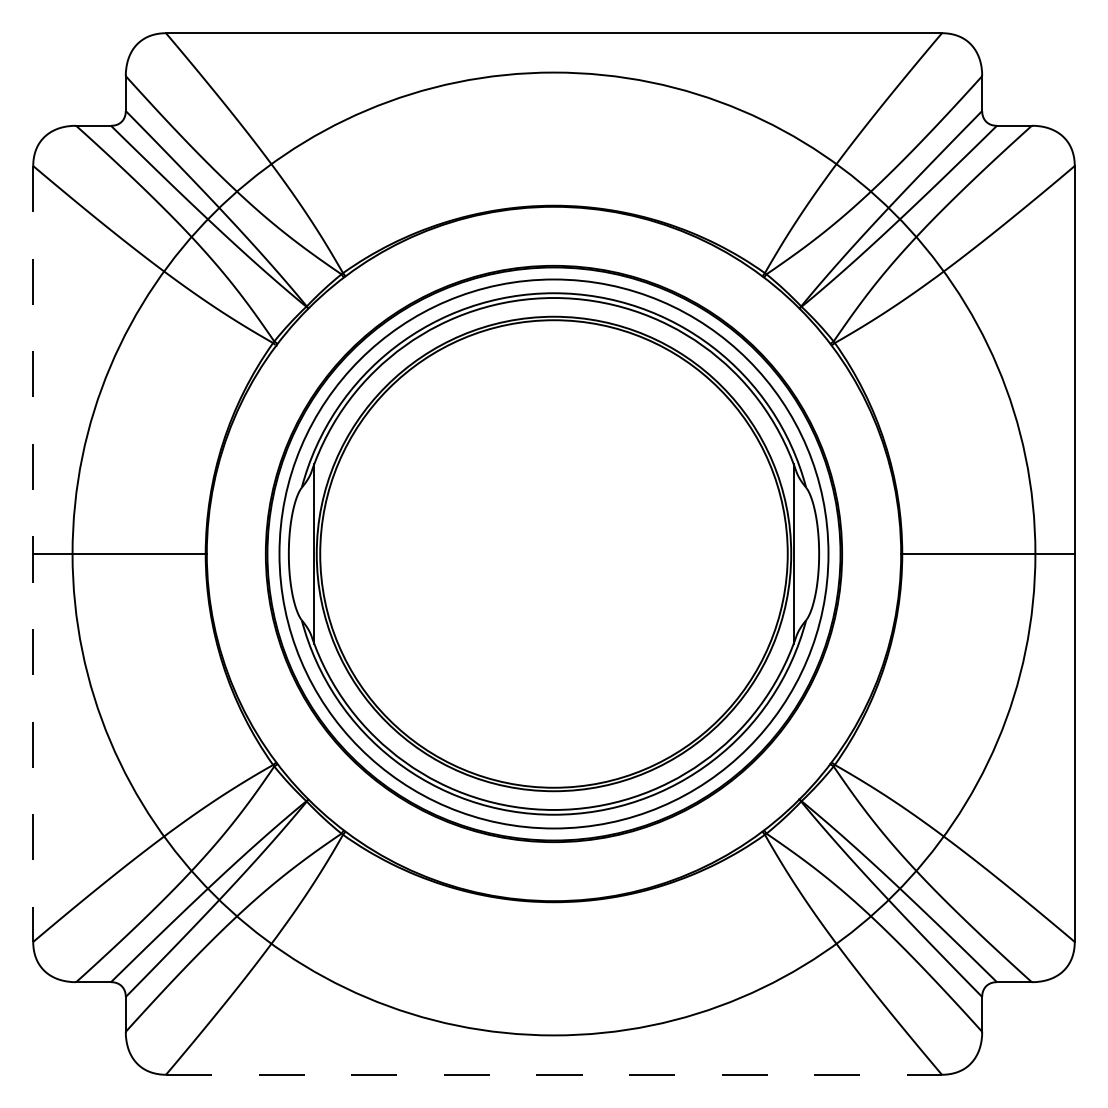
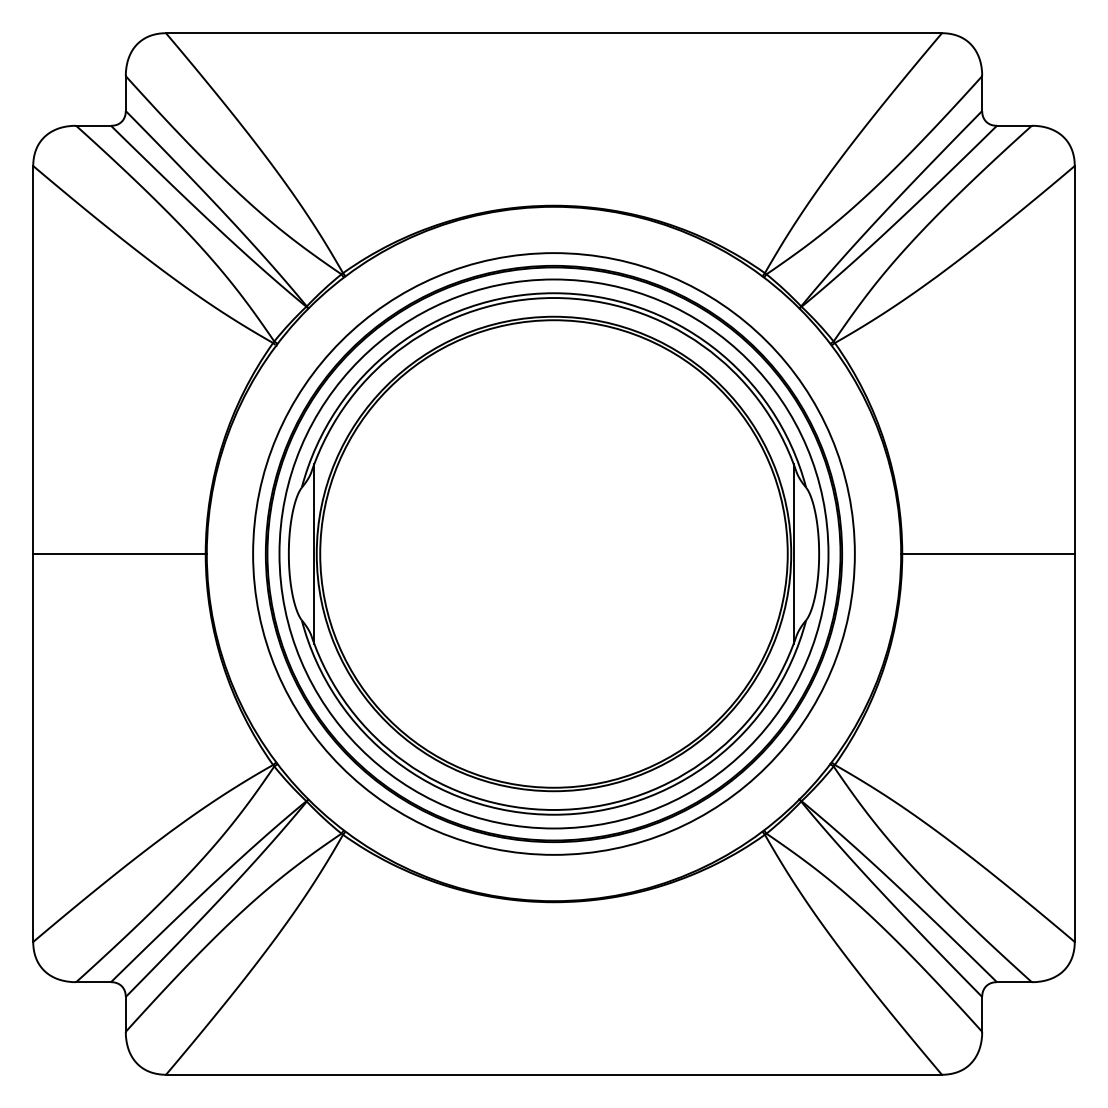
circle diameter: 963 px -> 602 px (553, 553)
line: dashed -> solid (33, 554)
line: dashed -> solid (553, 1074)
